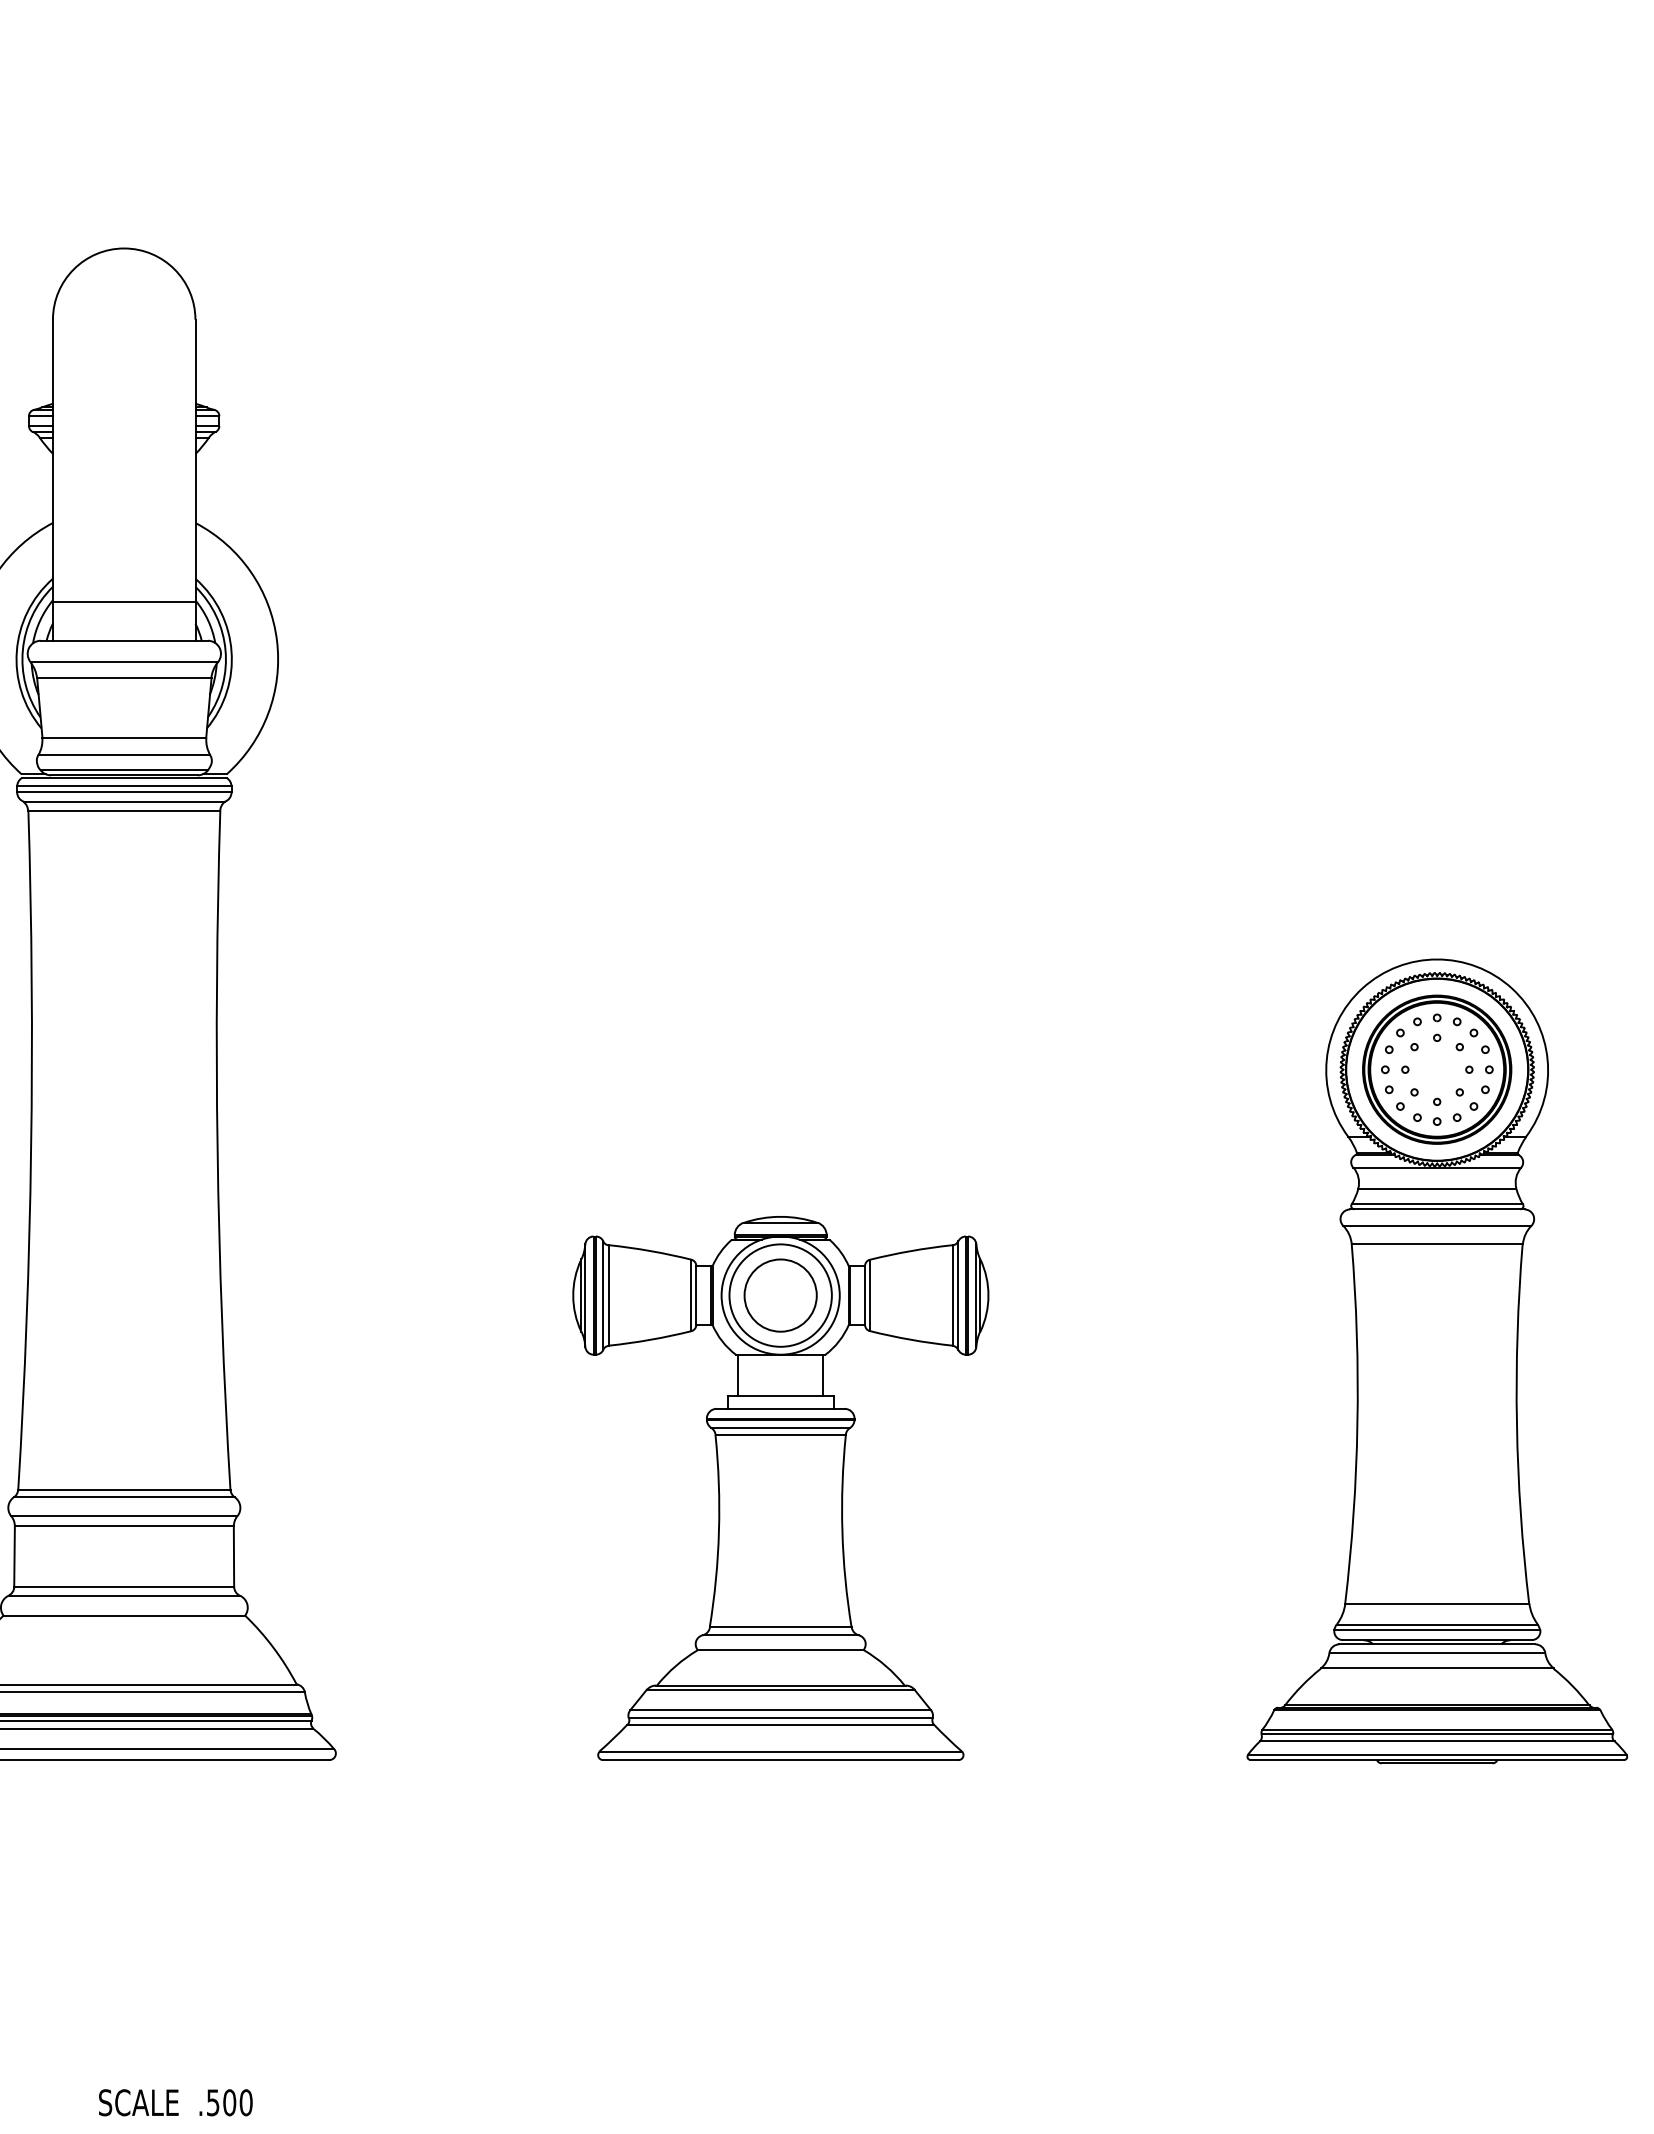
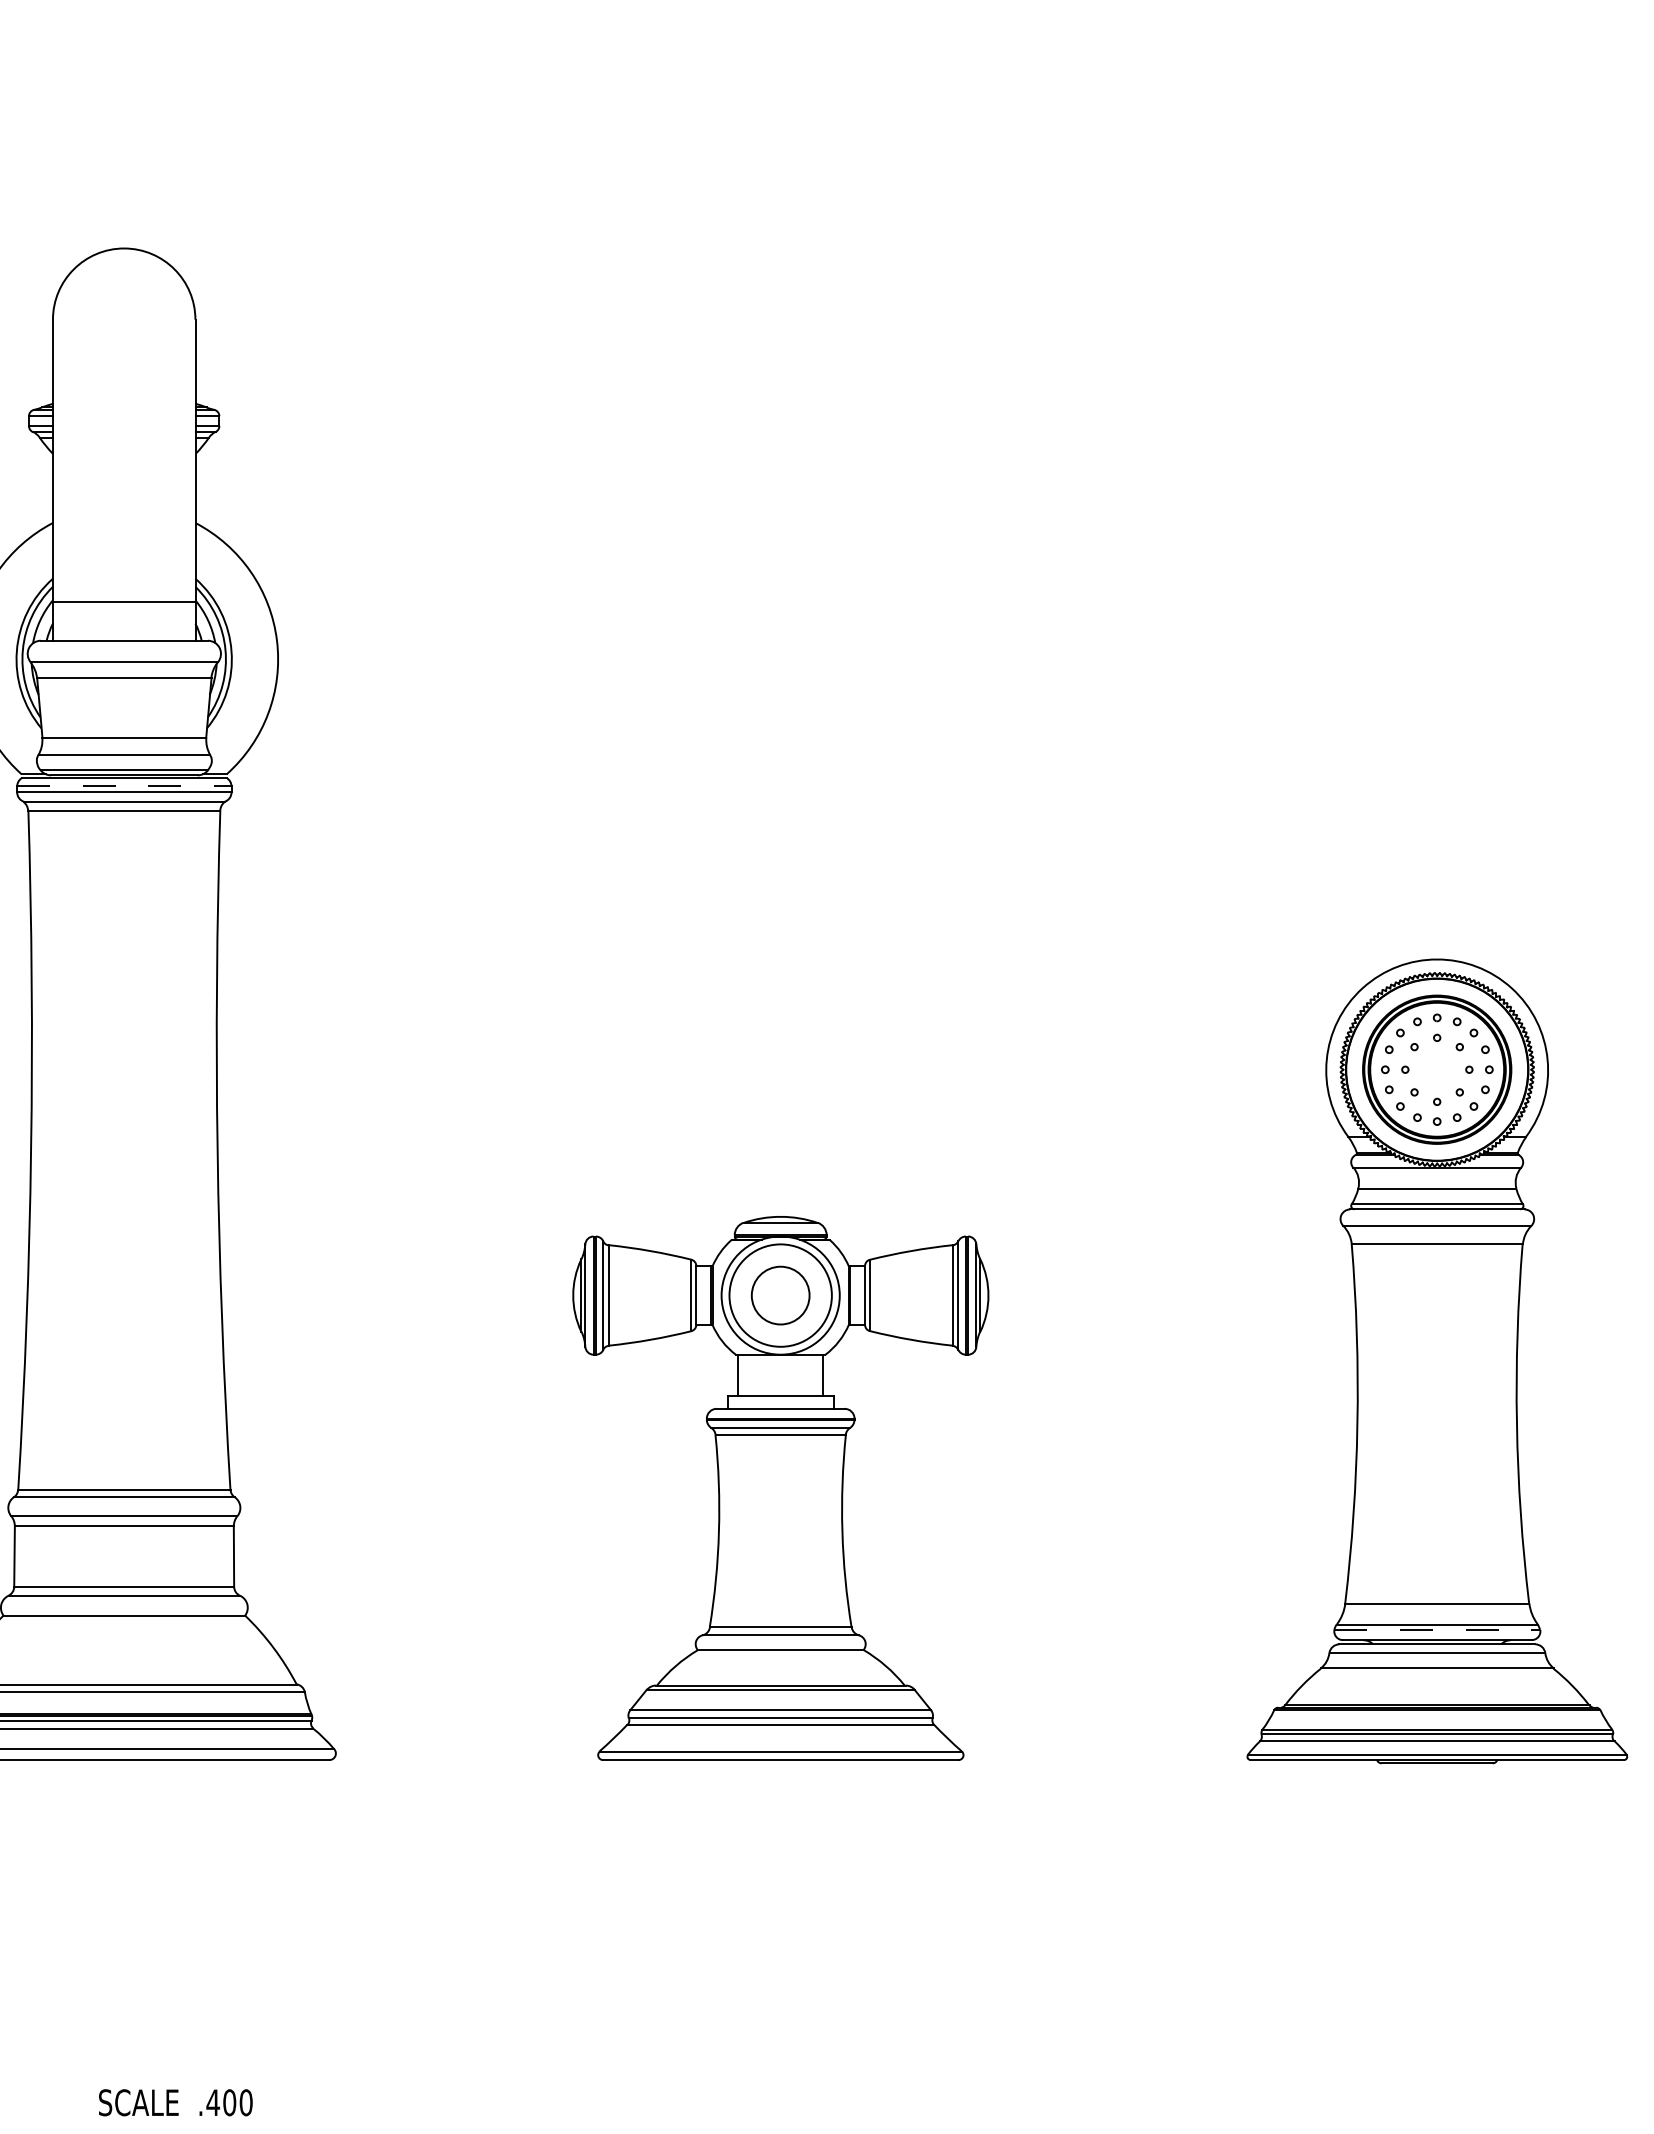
line: solid -> dashed (124, 786)
circle diameter: 72 px -> 58 px (780, 1295)
line: solid -> dashed (1437, 1629)
text: .500 -> .400 (212, 2102)
